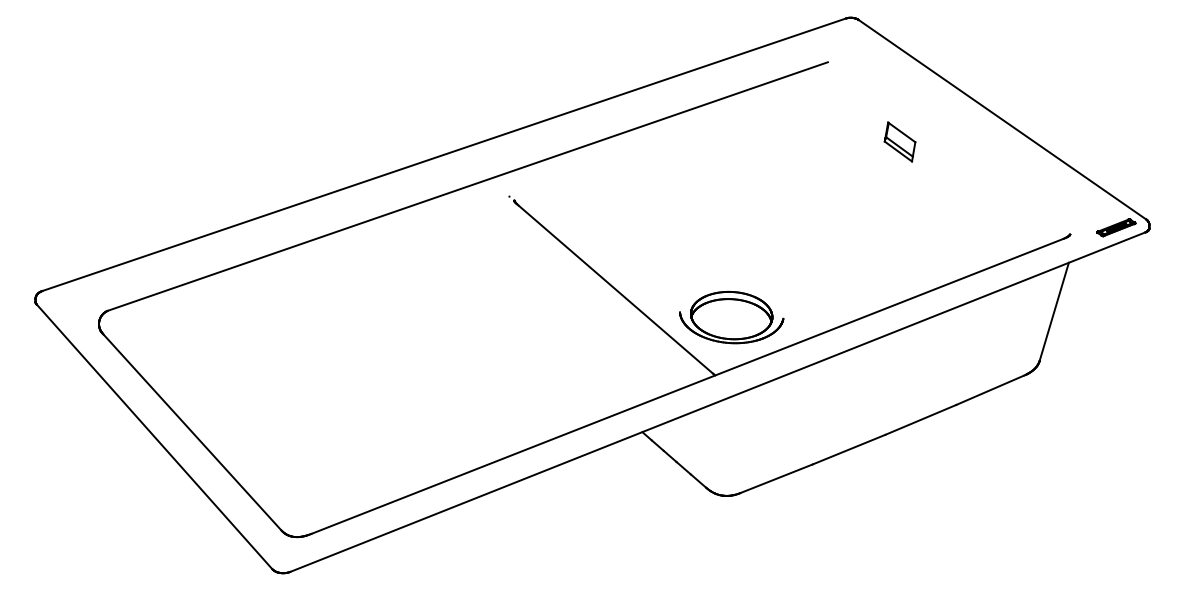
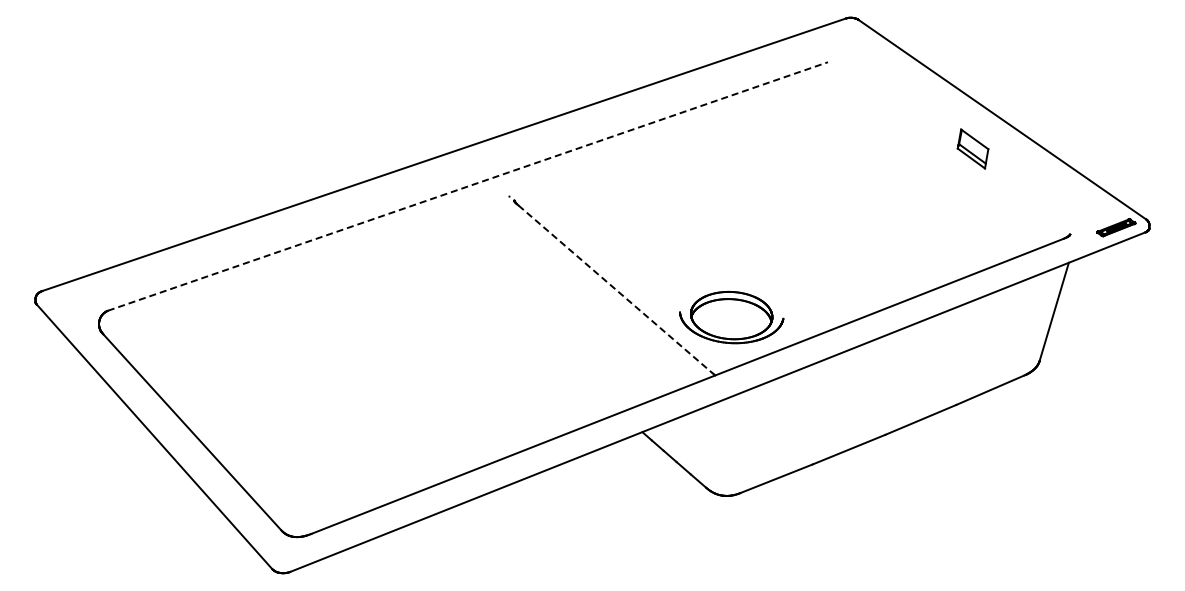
part position: (899, 141) -> (972, 148) (972, 148)
line: solid -> dashed (467, 186)
line: solid -> dashed (615, 289)
